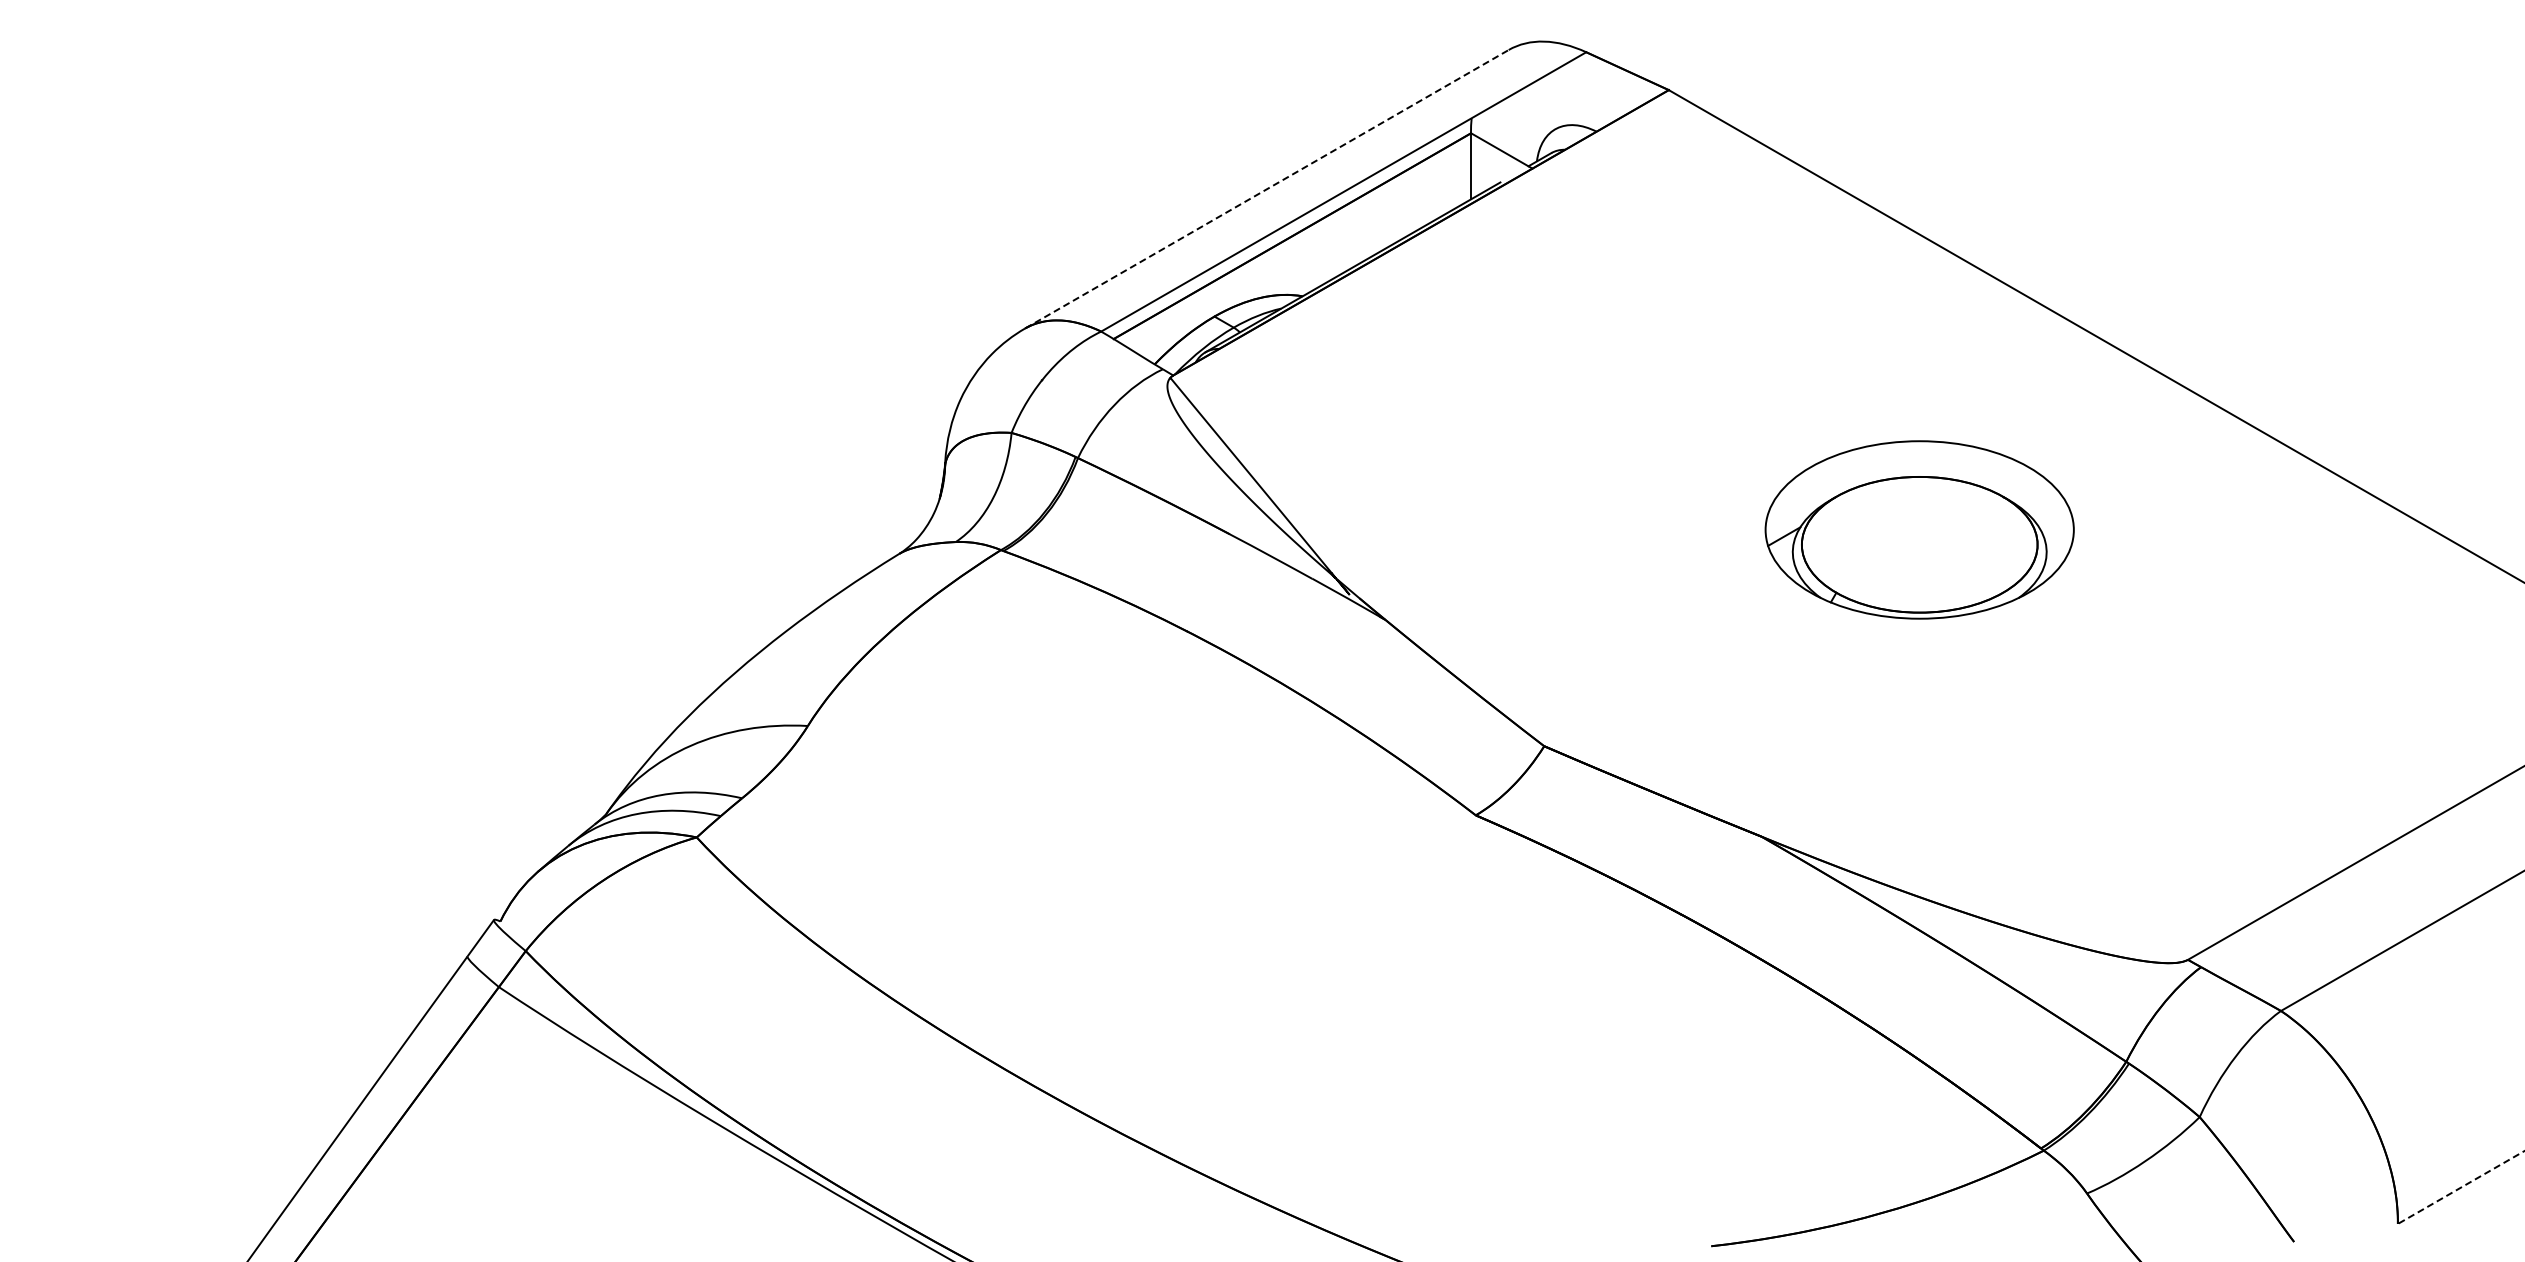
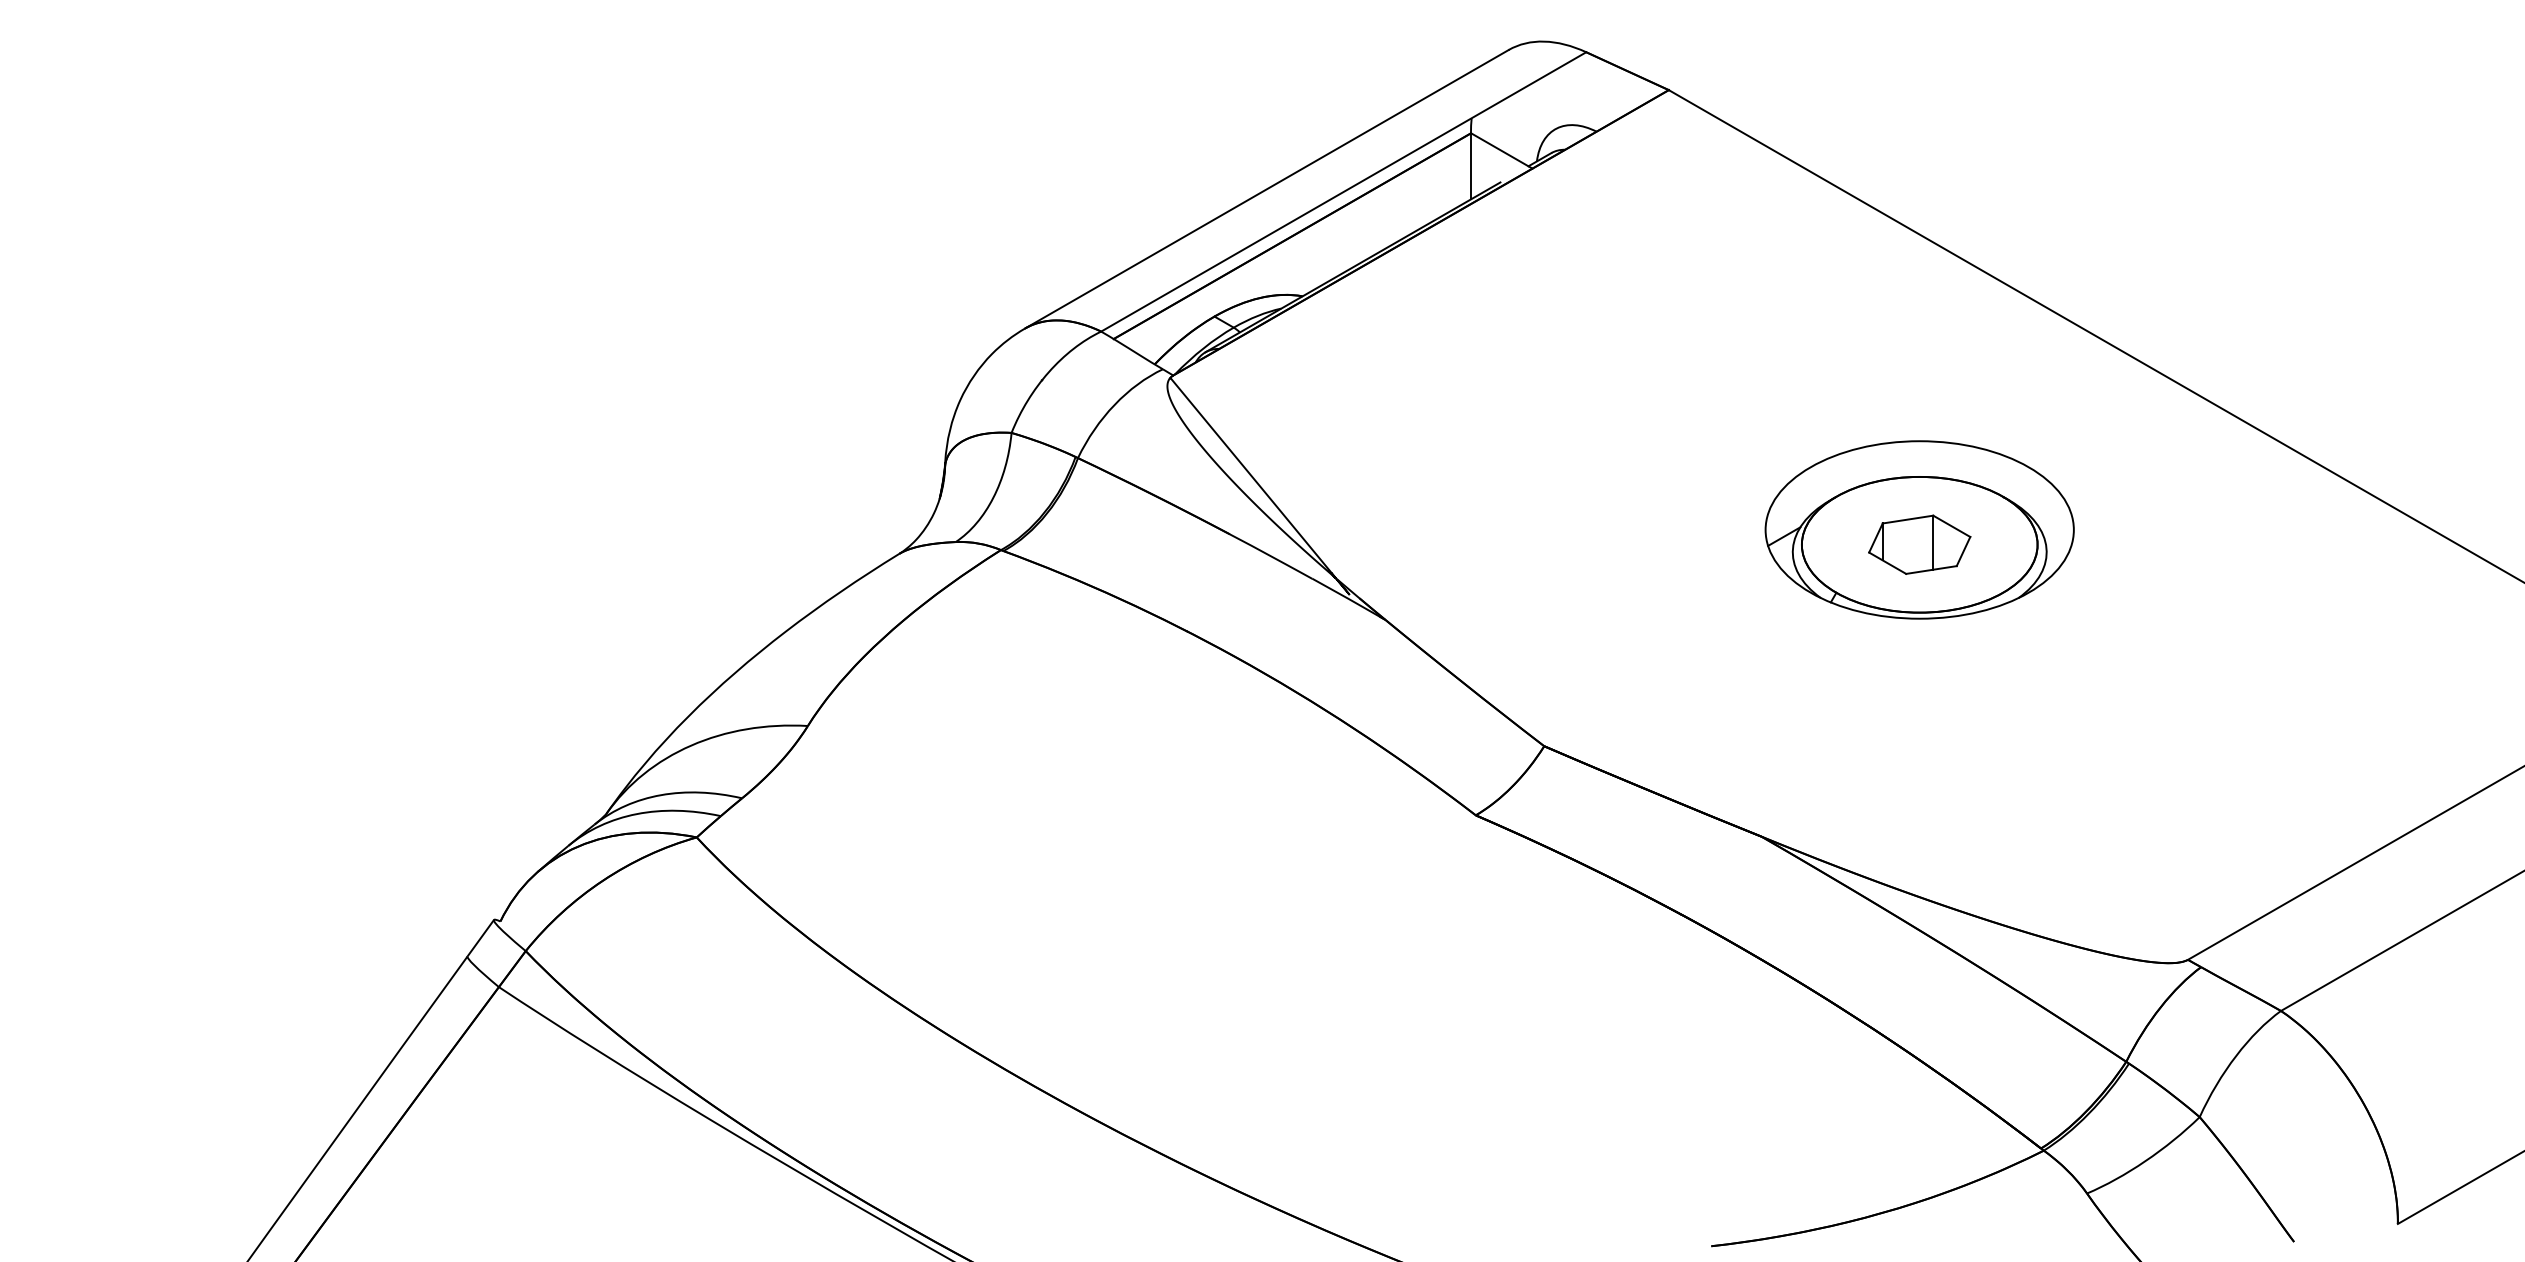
line: dashed -> solid (1266, 189)
part: none -> present (1919, 544)
line: dashed -> solid (2461, 1187)
